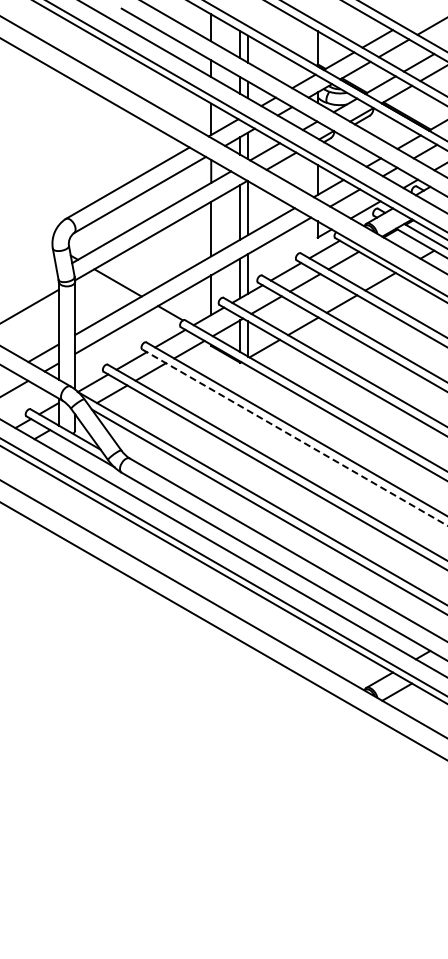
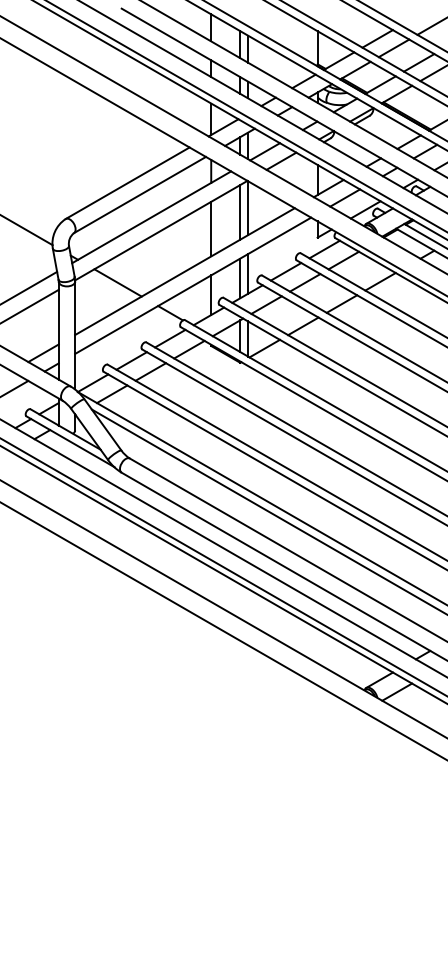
line: none -> present (27, 230)
line: none -> present (29, 287)
line: dashed -> solid (295, 438)
